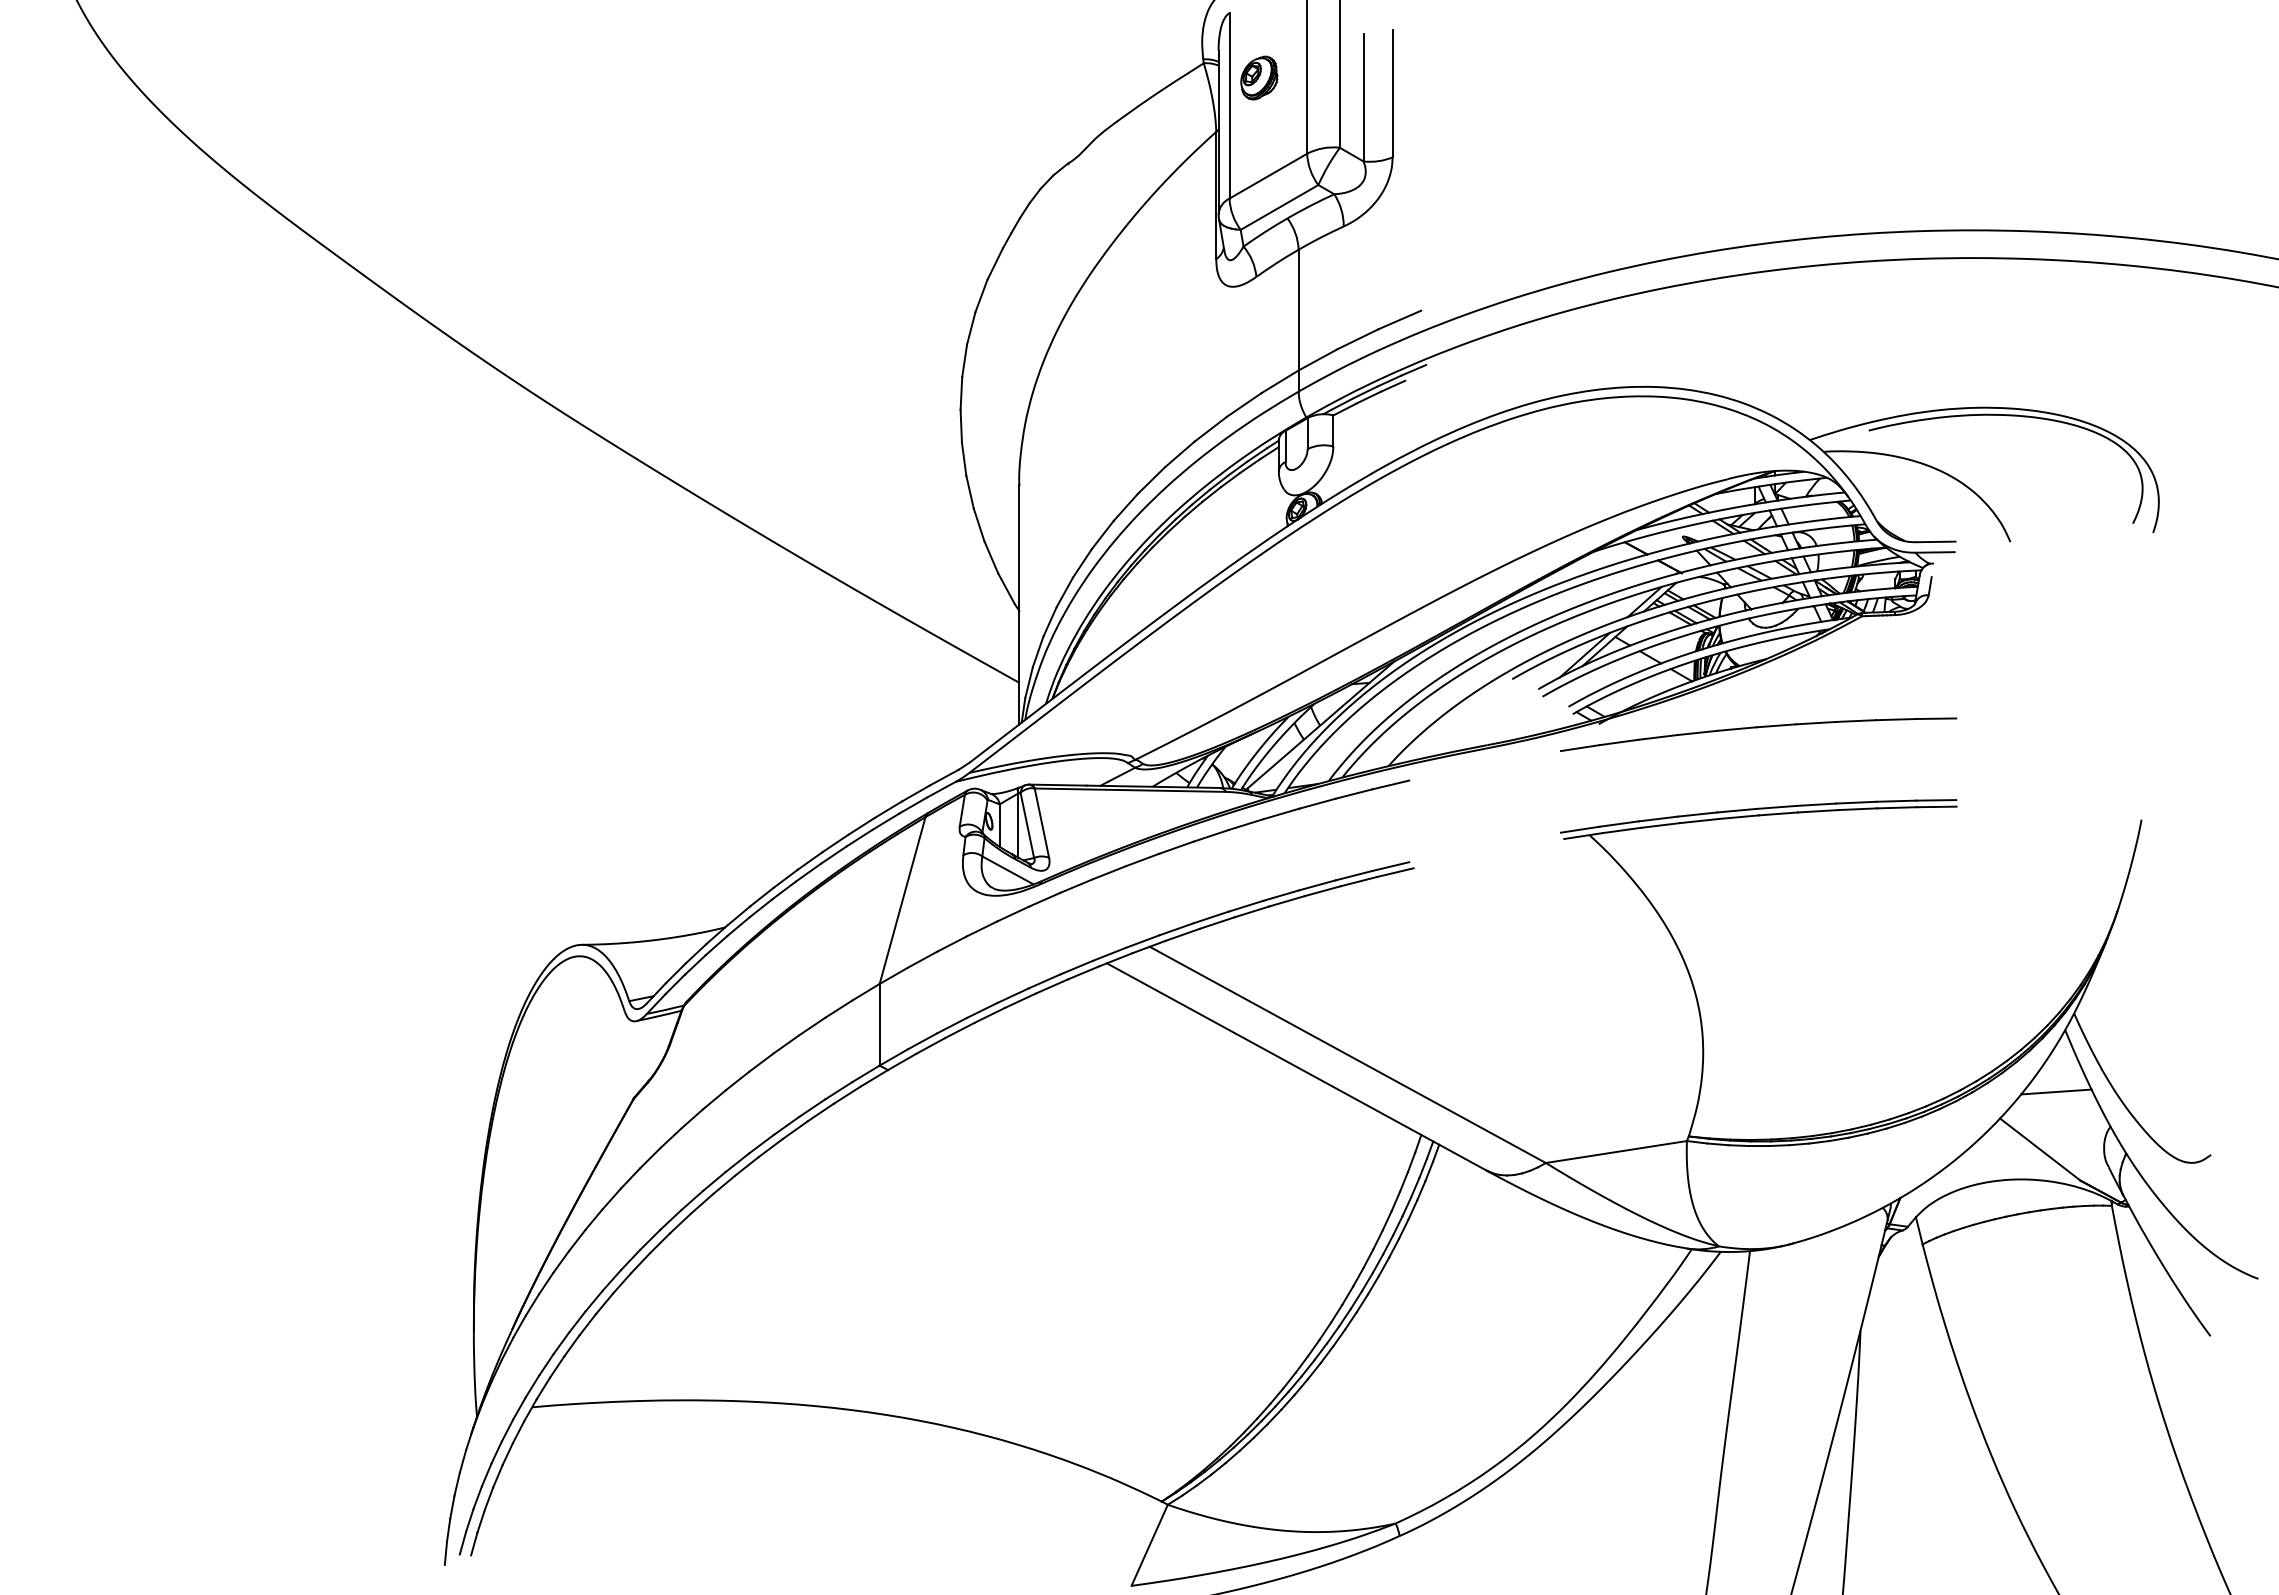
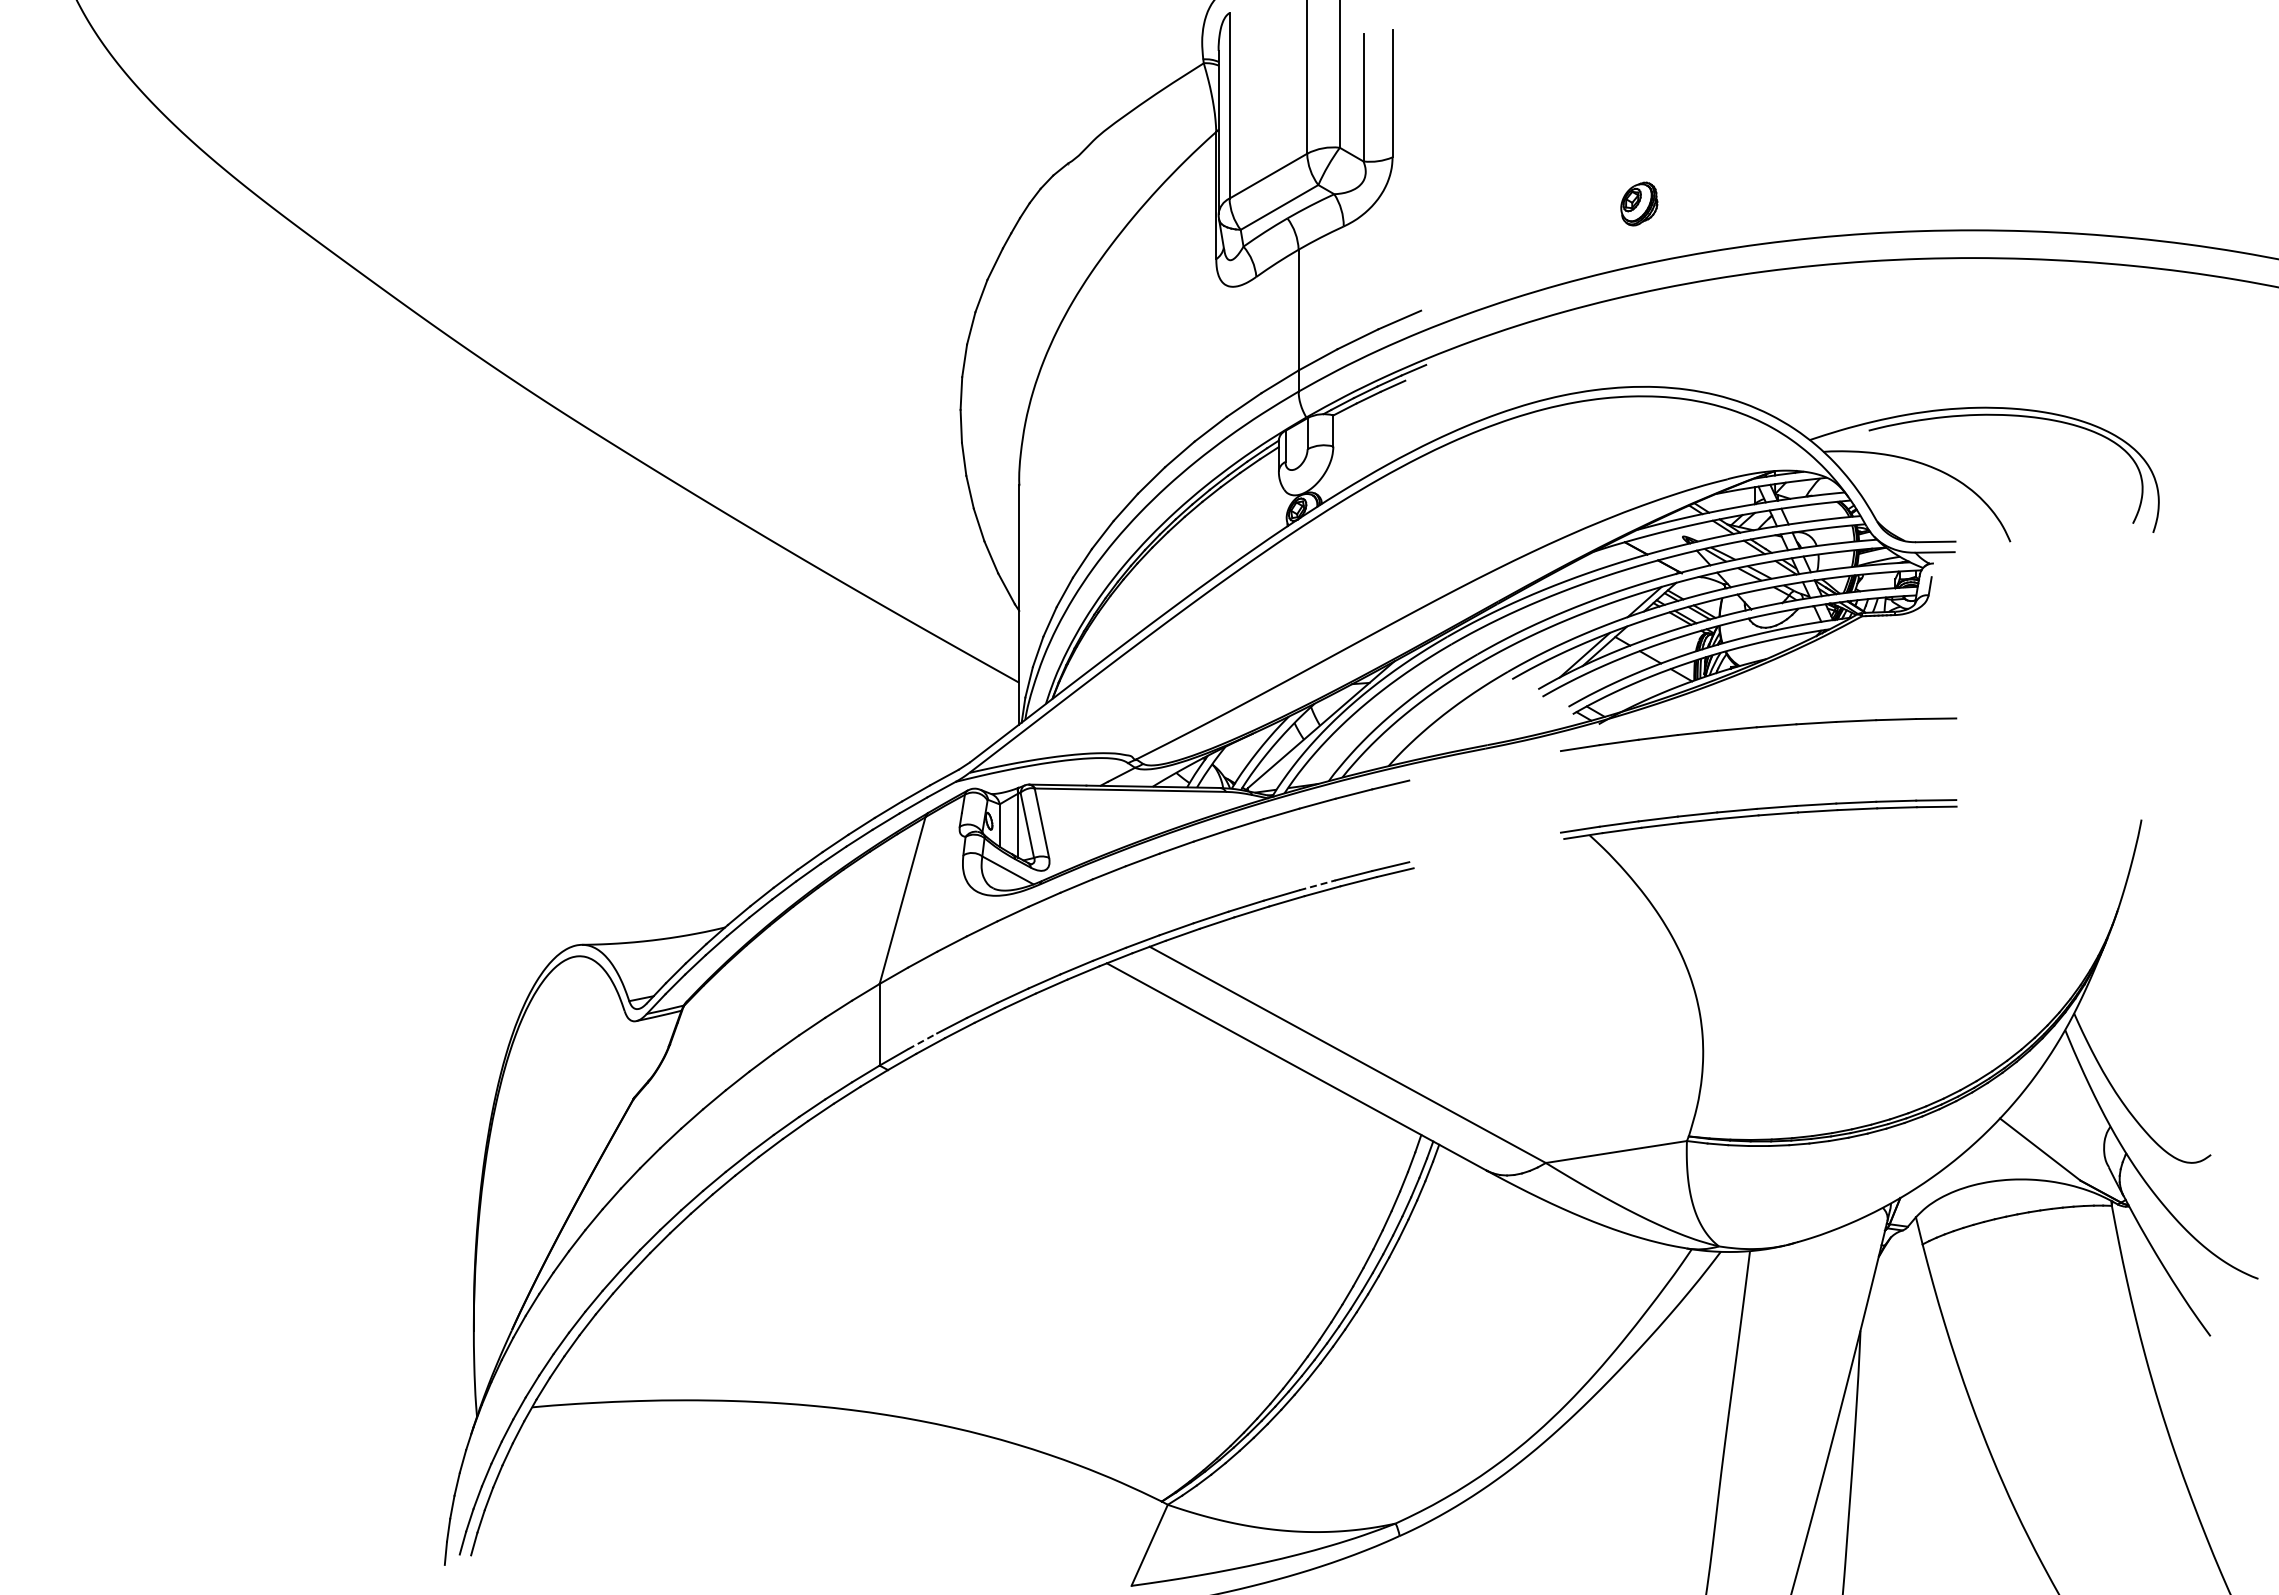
part position: (1259, 77) -> (1639, 203) (1639, 203)
line: solid -> dashed (1317, 885)
line: solid -> dashed (922, 1041)
line: present -> none (2056, 1091)
